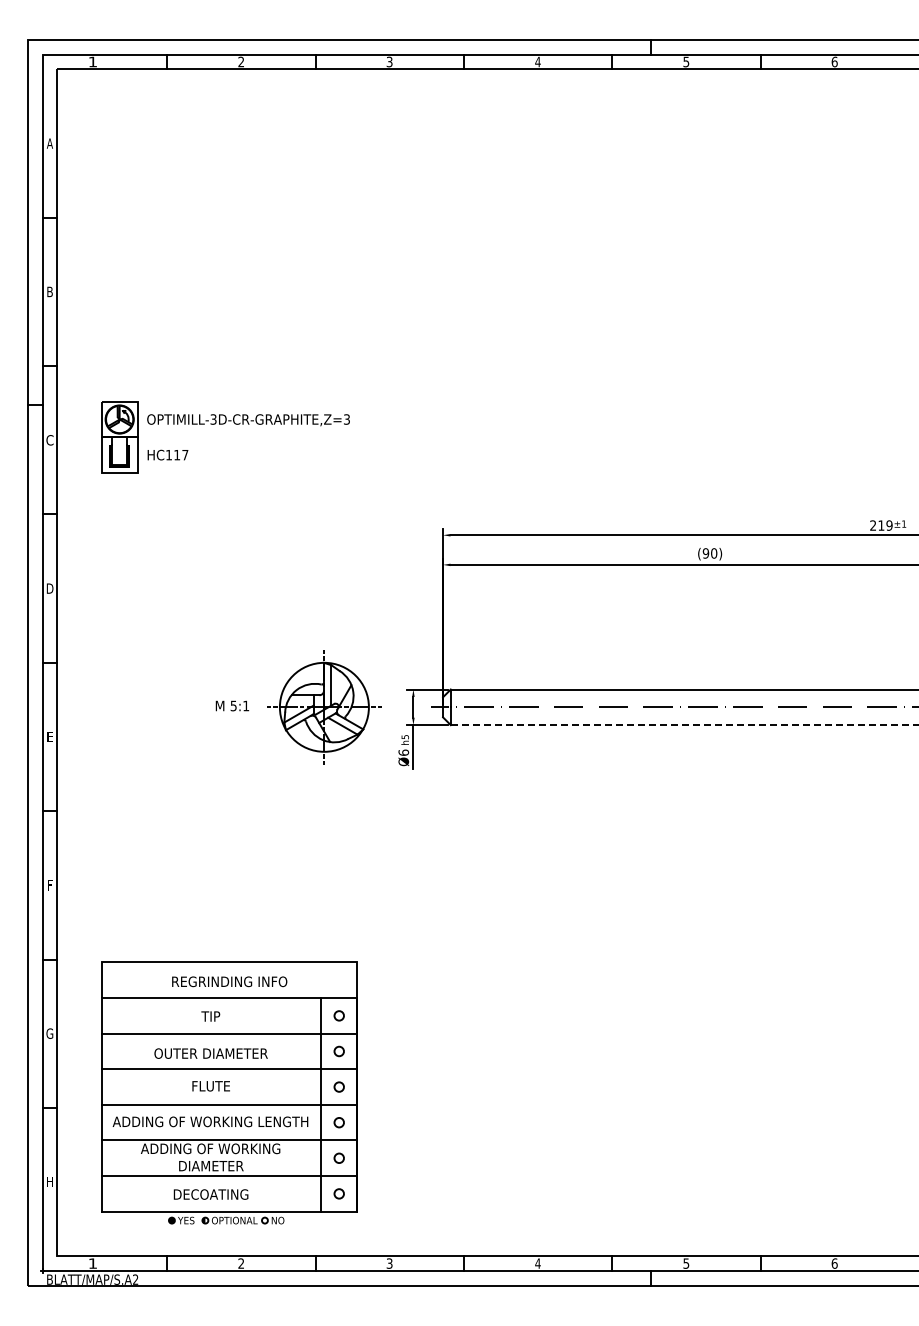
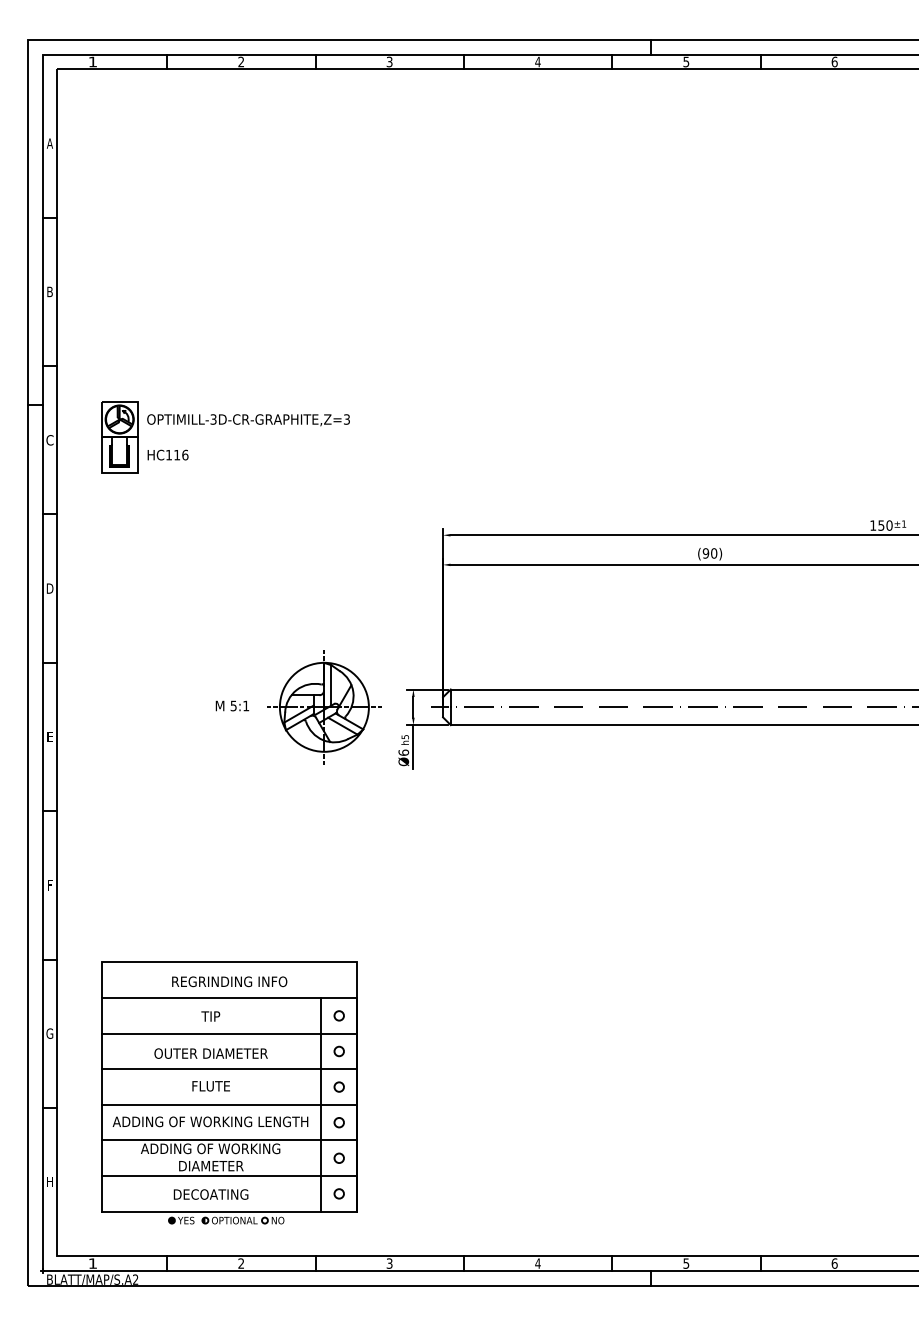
text: HC117 -> HC116 (185, 454)
text: 219 -> 150 (881, 525)
line: dashed -> solid (684, 725)
